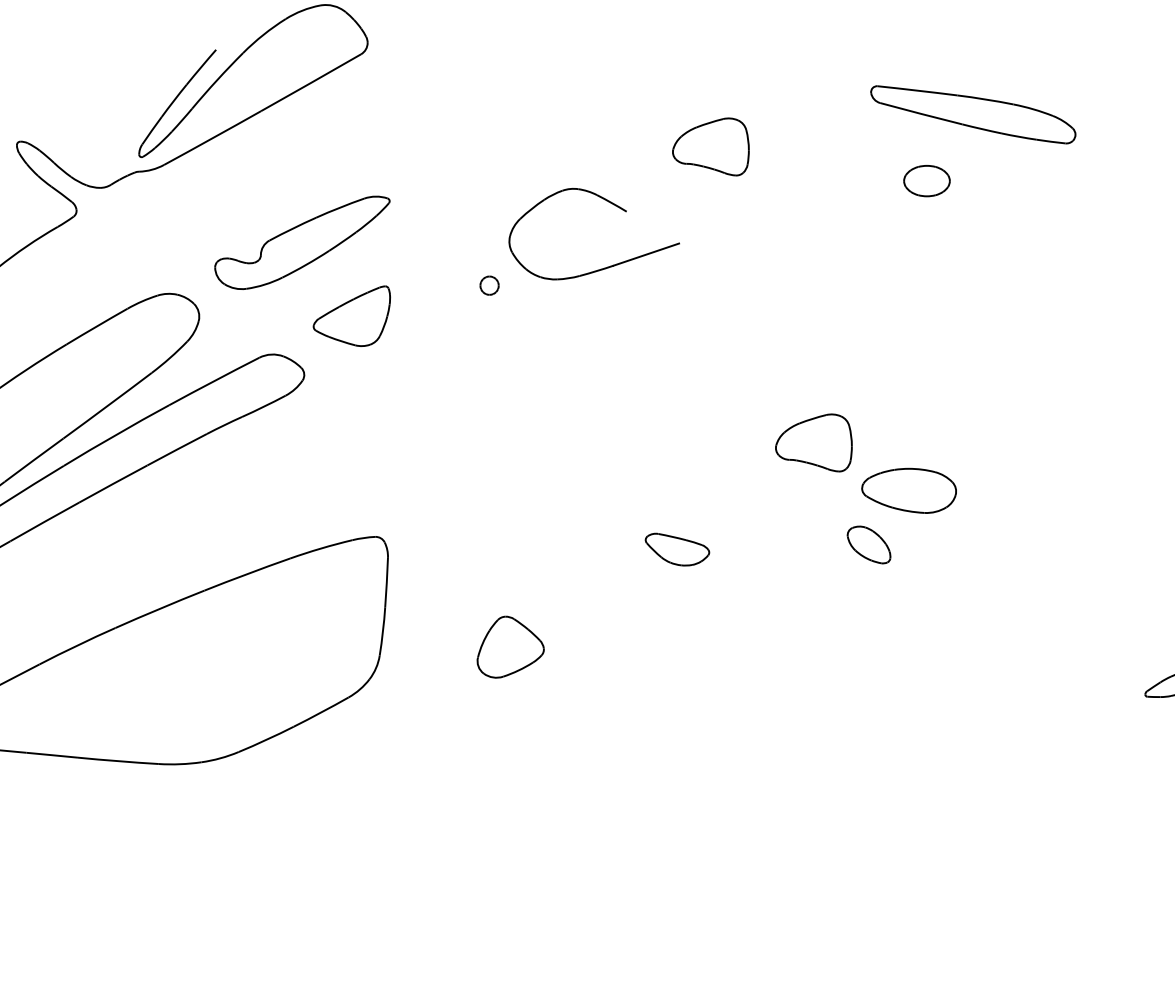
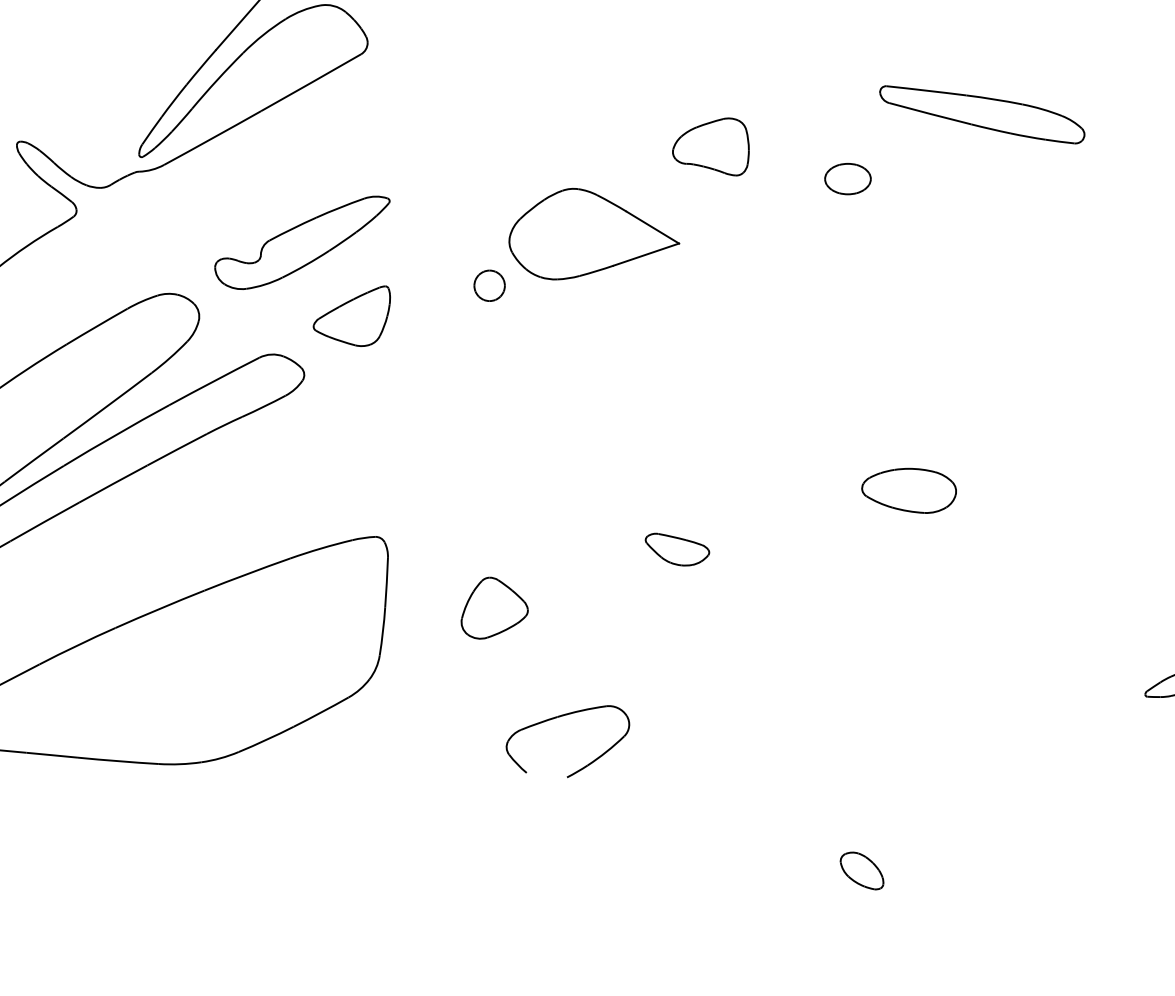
line: none -> present (236, 25)
part position: (973, 114) -> (982, 114) (982, 114)
part position: (926, 181) -> (847, 179) (847, 179)
line: none -> present (652, 227)
part size: 21x21 px -> 33x33 px (489, 285)
part: present -> none (813, 442)
part position: (868, 544) -> (861, 870) (861, 870)
part position: (510, 646) -> (494, 607) (494, 607)
part: none -> present (560, 717)
